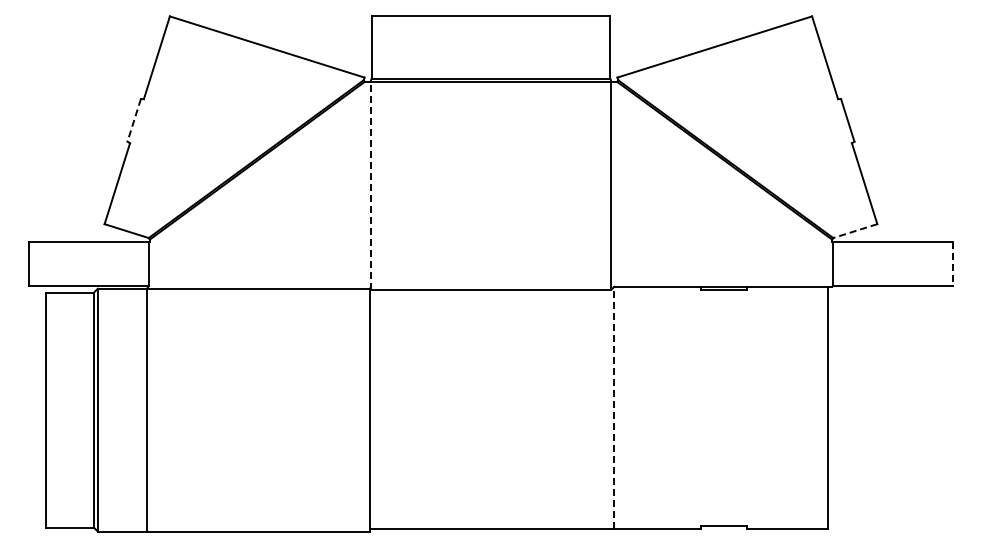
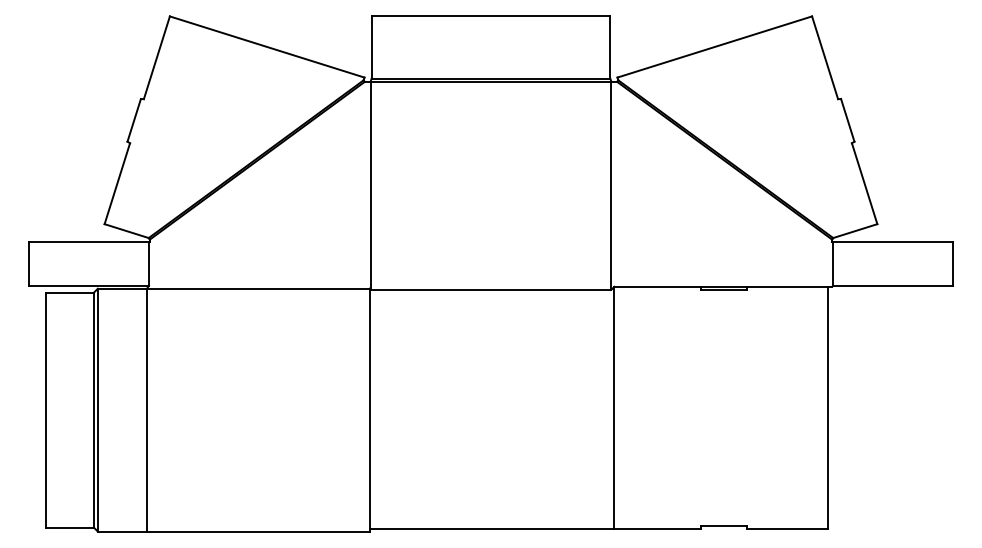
line: dashed -> solid (134, 120)
line: dashed -> solid (370, 185)
line: dashed -> solid (854, 231)
line: dashed -> solid (952, 264)
line: dashed -> solid (614, 407)
